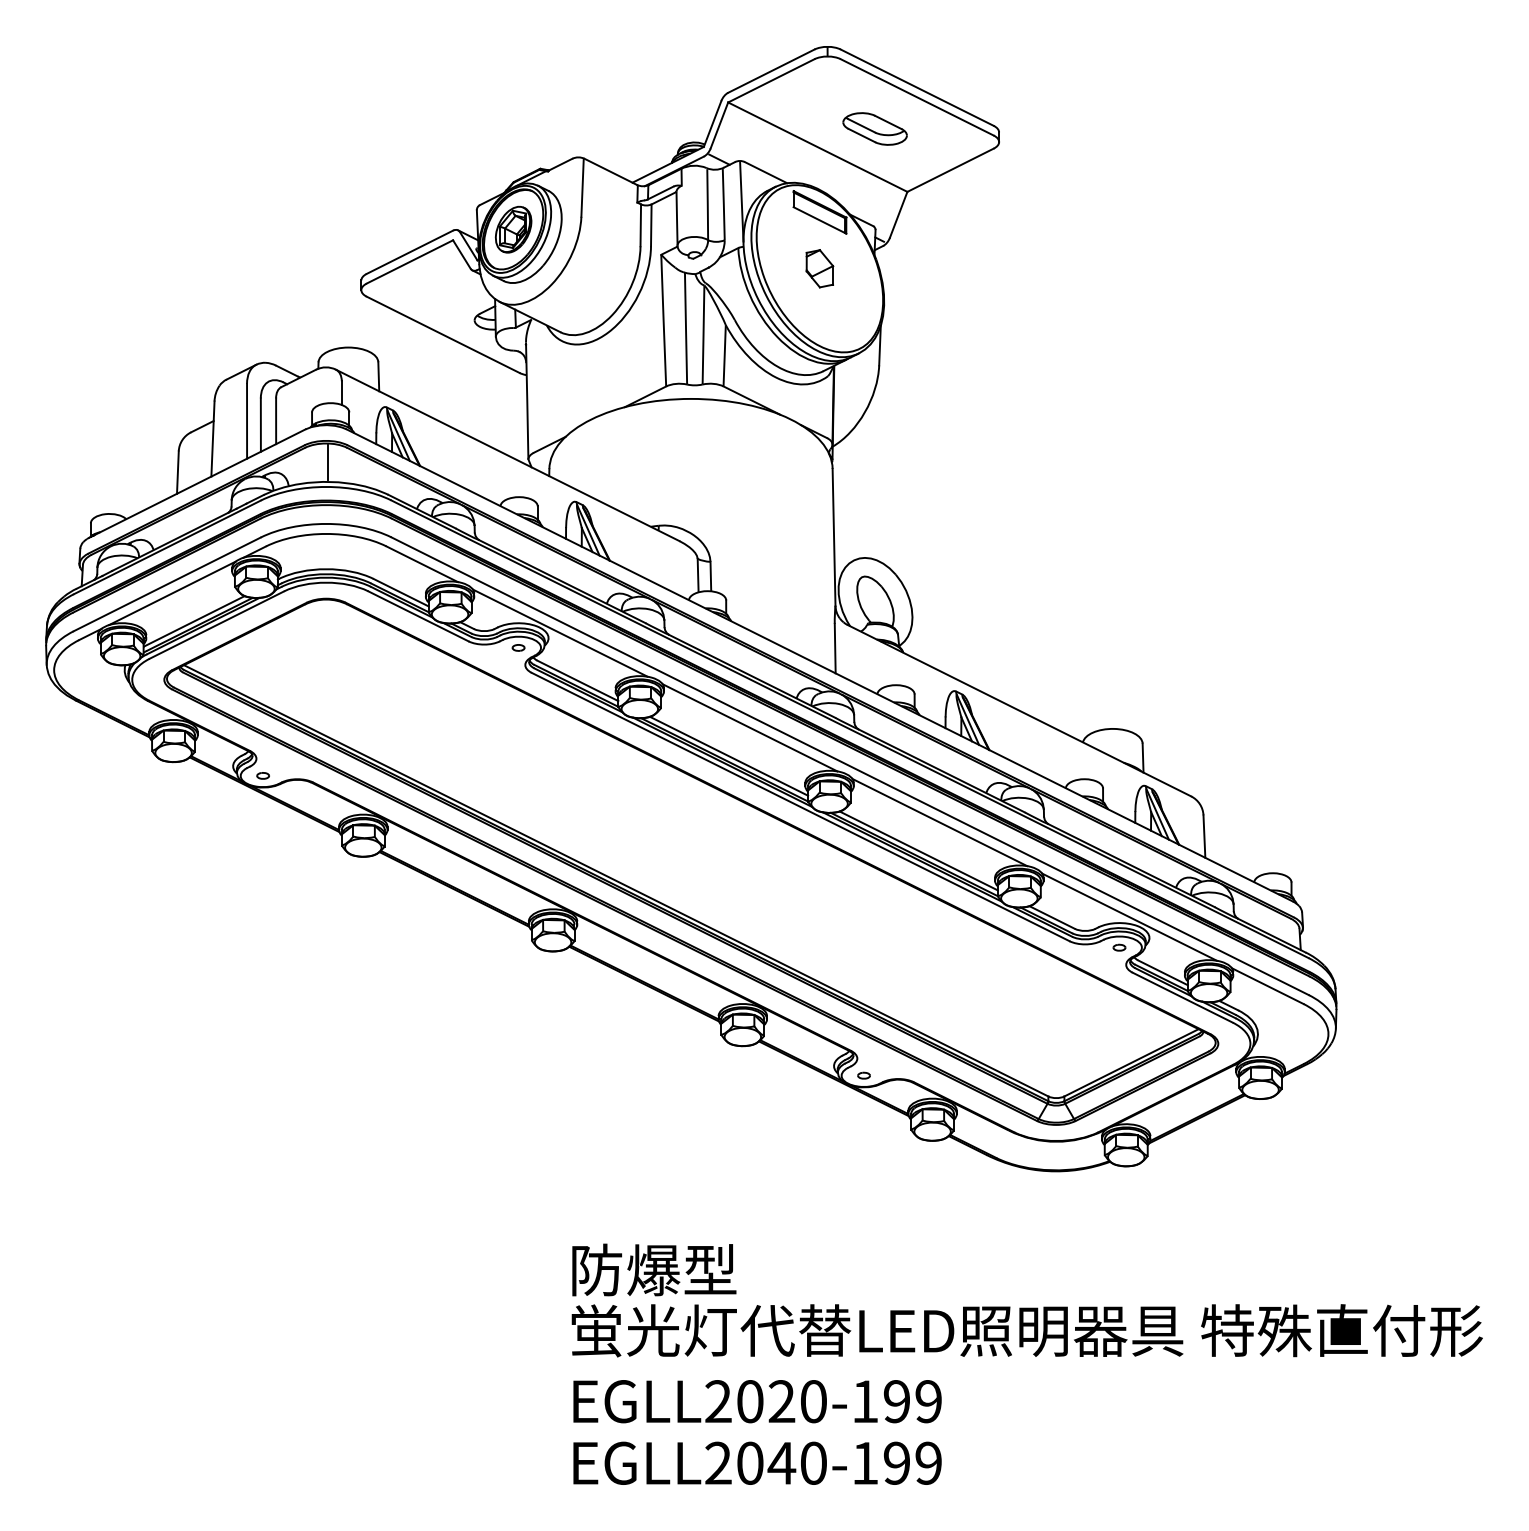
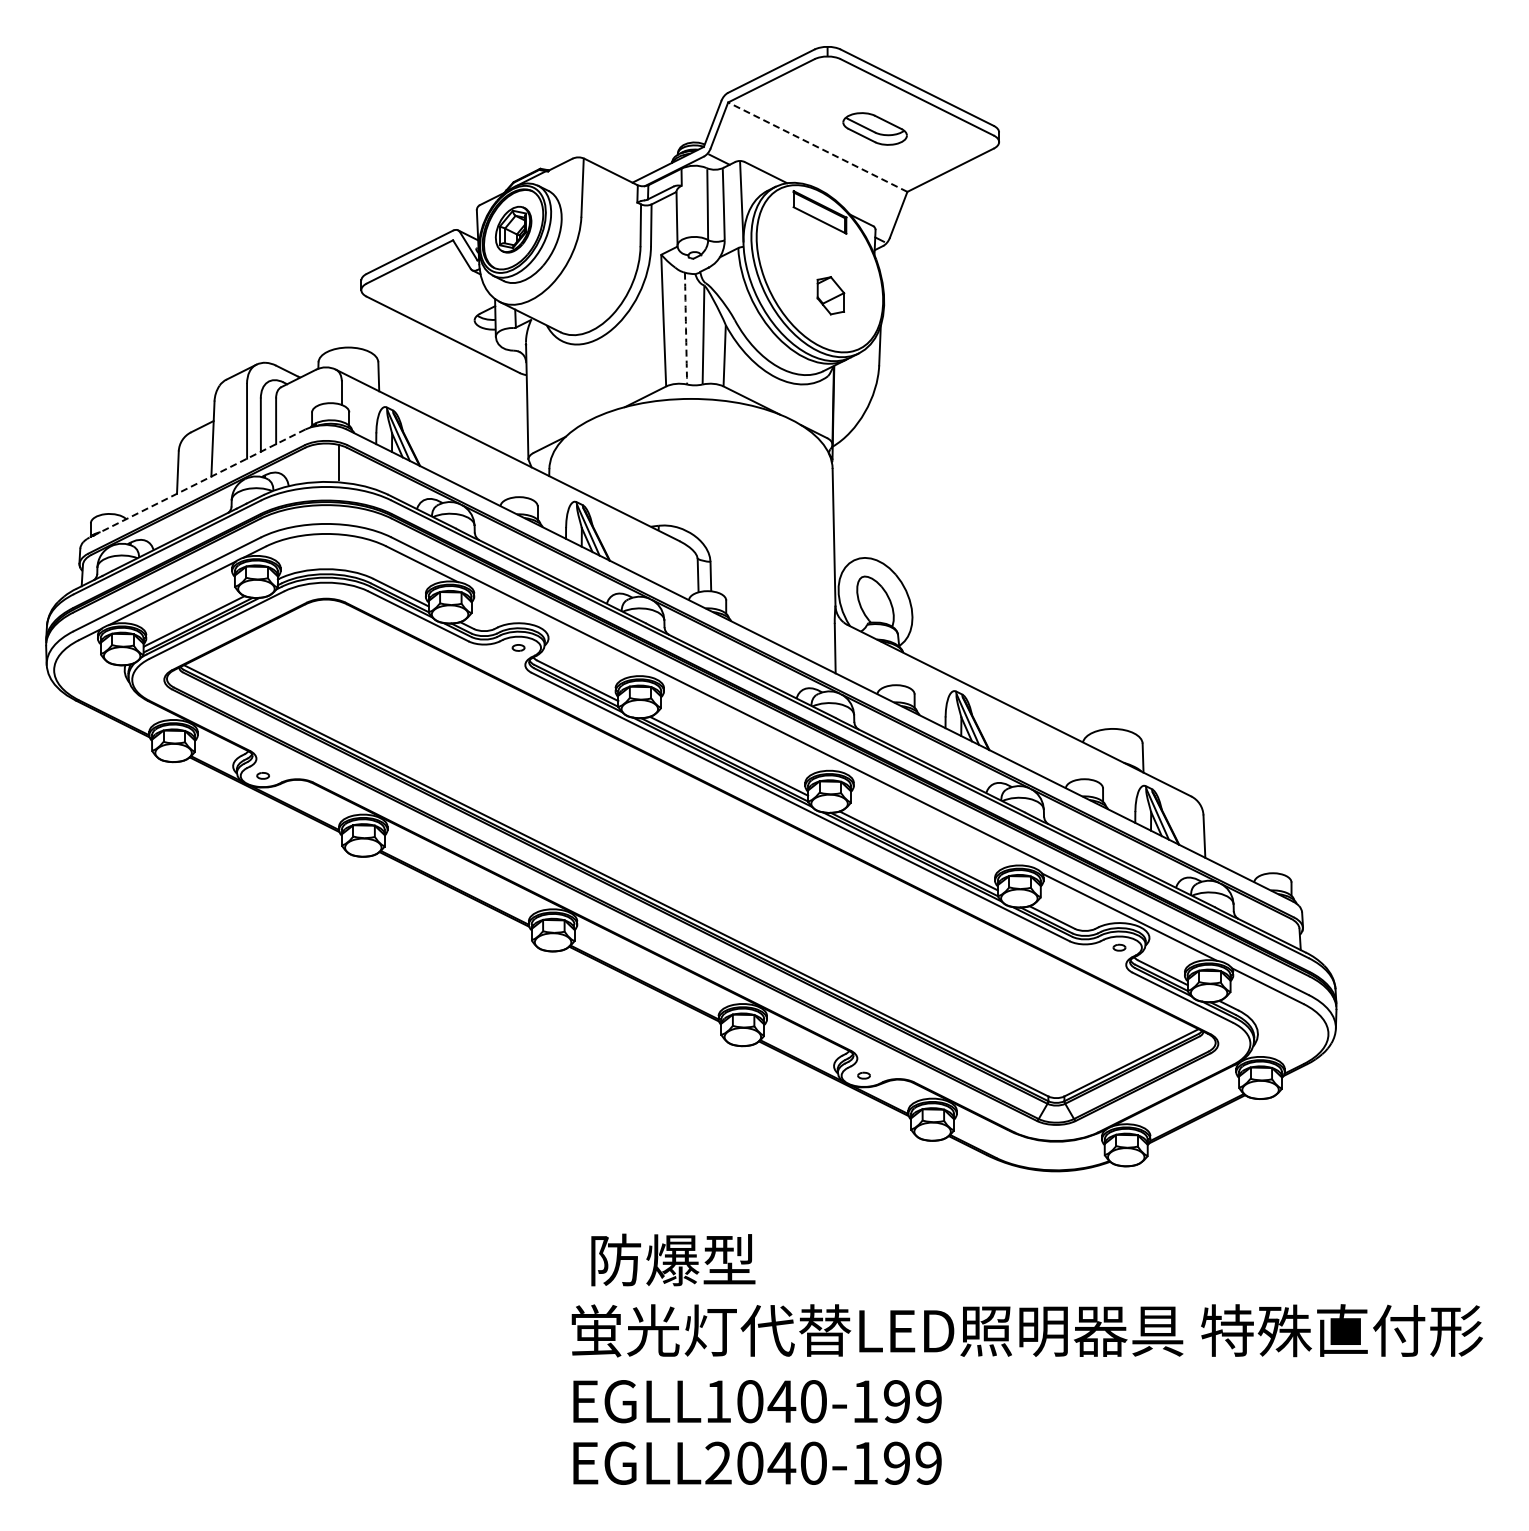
line: solid -> dashed (817, 146)
part position: (819, 268) -> (830, 295) (830, 295)
arc: solid -> dashed (686, 328)
line position: (327, 462) -> (338, 462) (338, 462)
line: solid -> dashed (197, 483)
line: present -> none (559, 632)
line: present -> none (749, 727)
line: present -> none (939, 822)
text position: (654, 1269) -> (673, 1259) (673, 1259)
text: EGLL2020-199 -> EGLL1040-199 (750, 1401)
